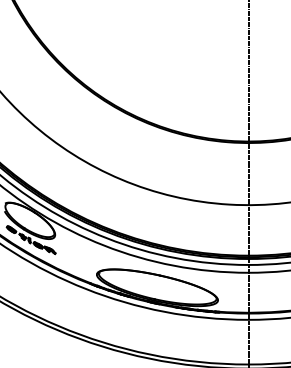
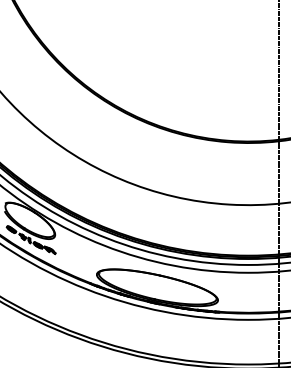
line position: (248, 183) -> (278, 183) (278, 183)
